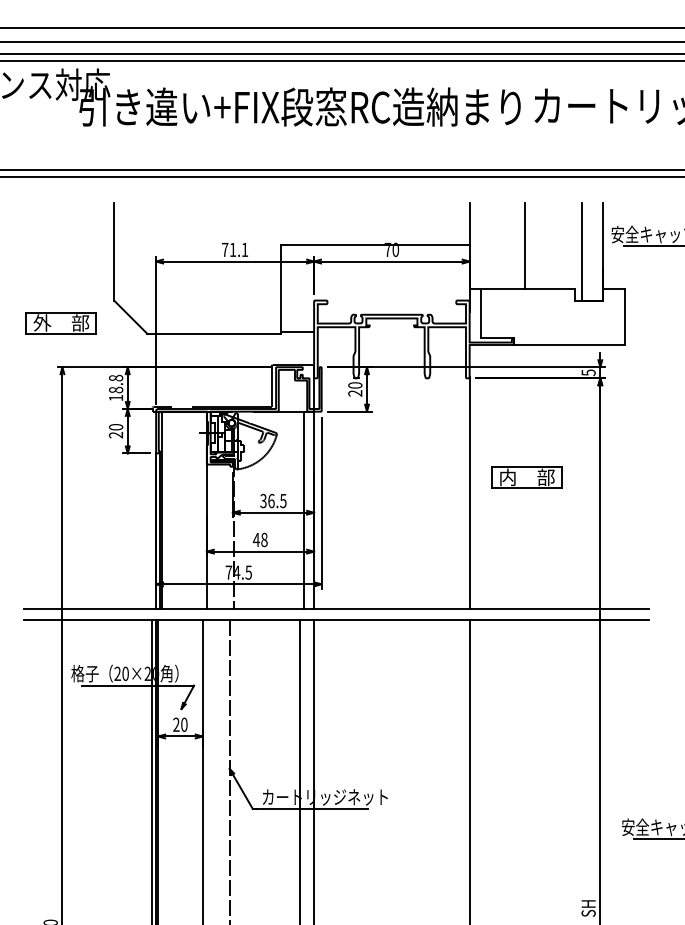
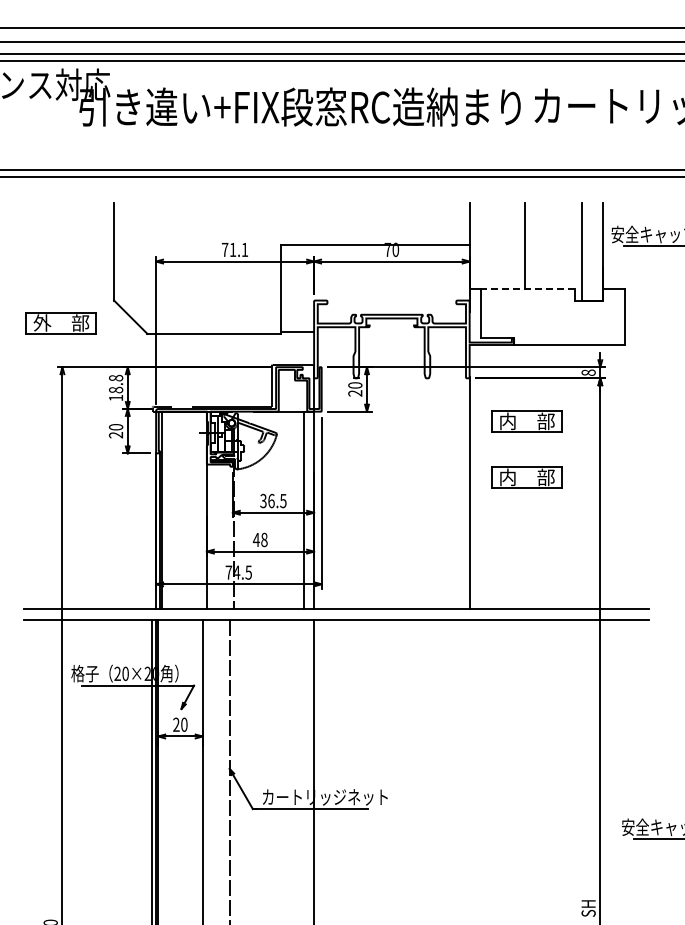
line: solid -> dashed (527, 289)
text: 5 -> 8 (588, 372)
part: none -> present (526, 421)
line: present -> none (299, 770)
line: present -> none (469, 770)
